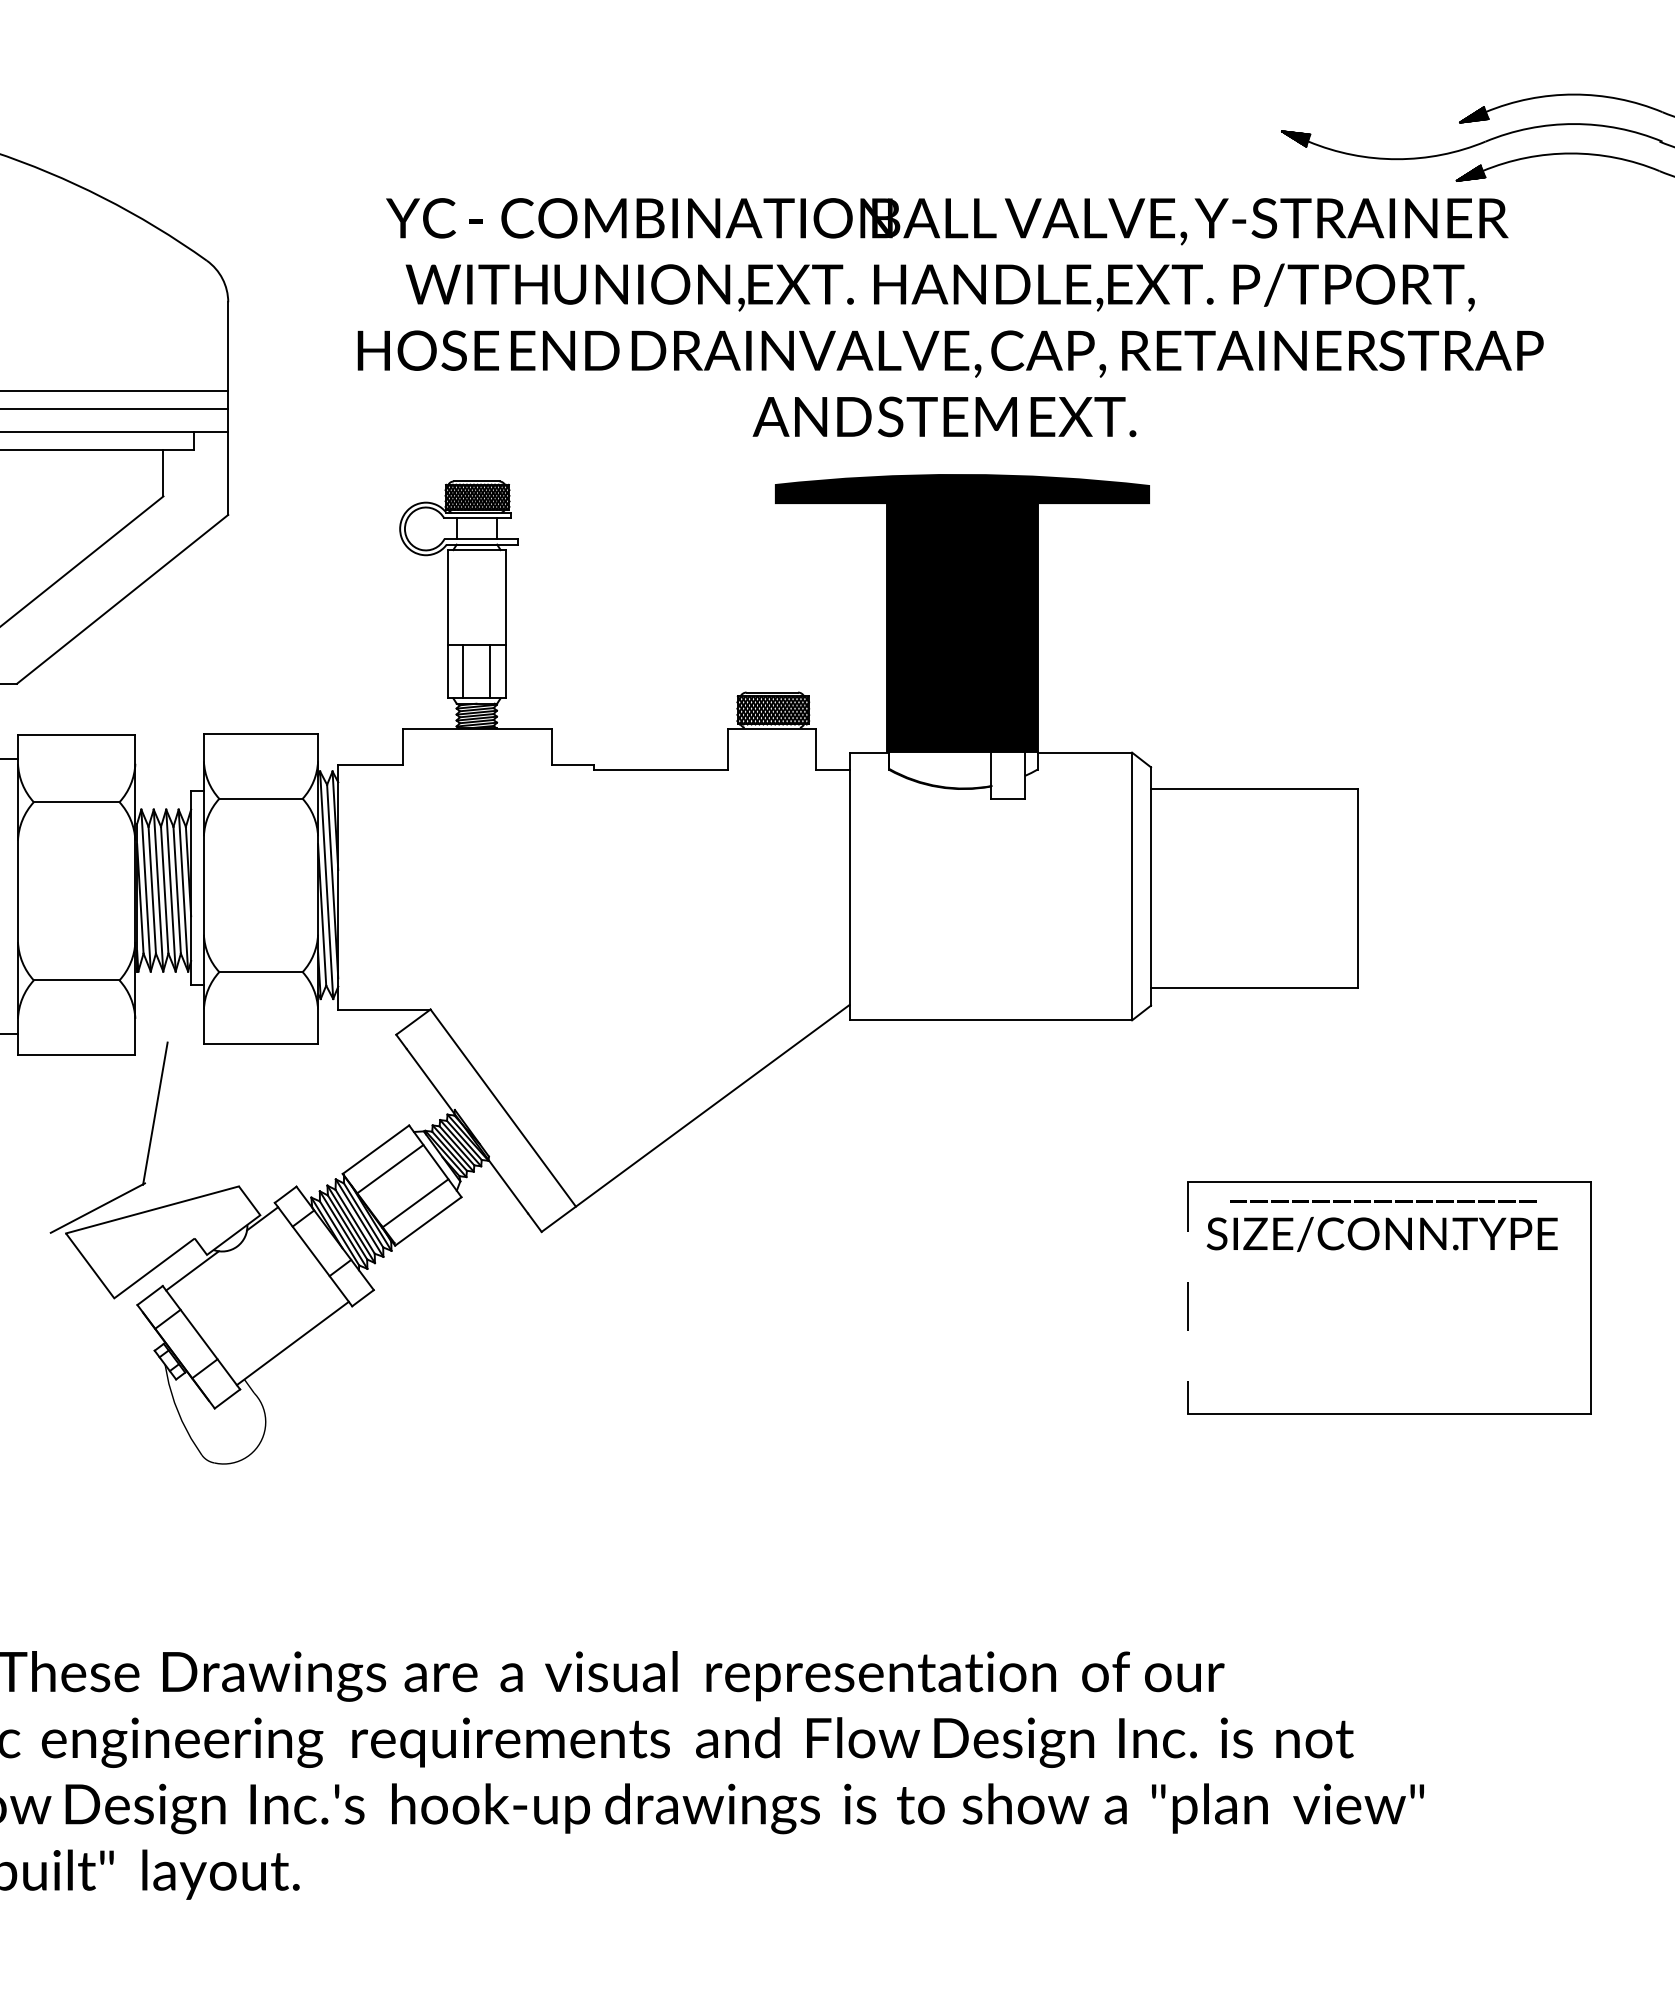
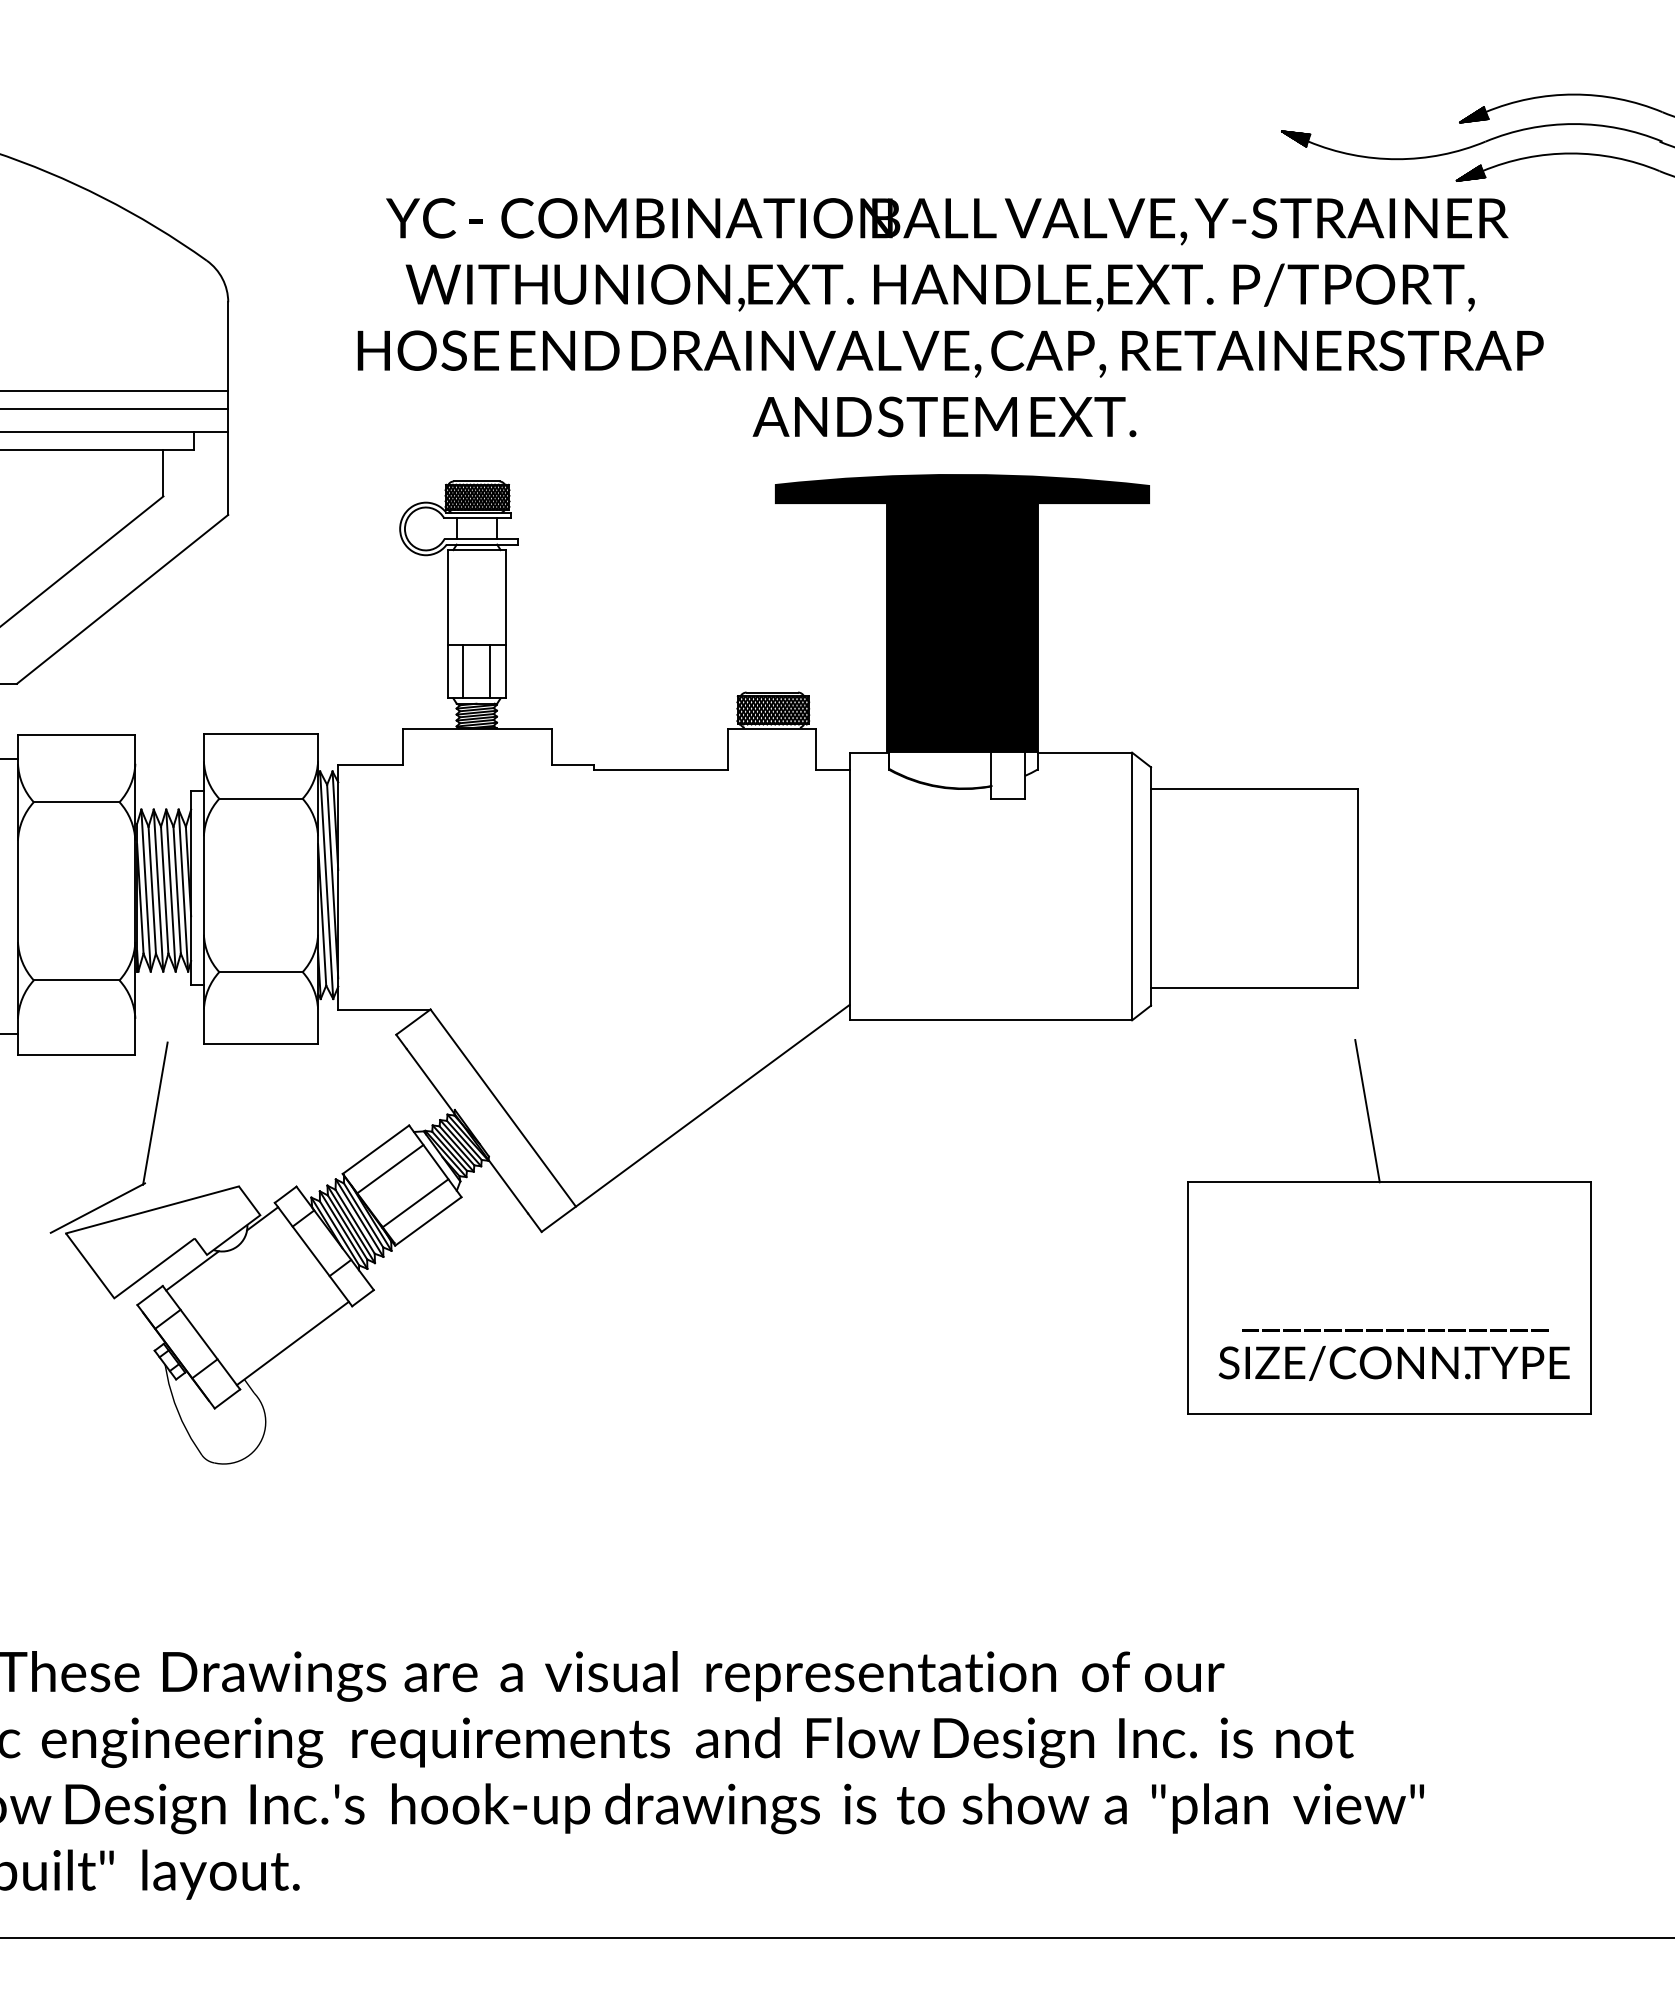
line: none -> present (1367, 1111)
text position: (1381, 1225) -> (1393, 1354) (1393, 1354)
line: dashed -> solid (1188, 1298)
line: none -> present (836, 1938)
